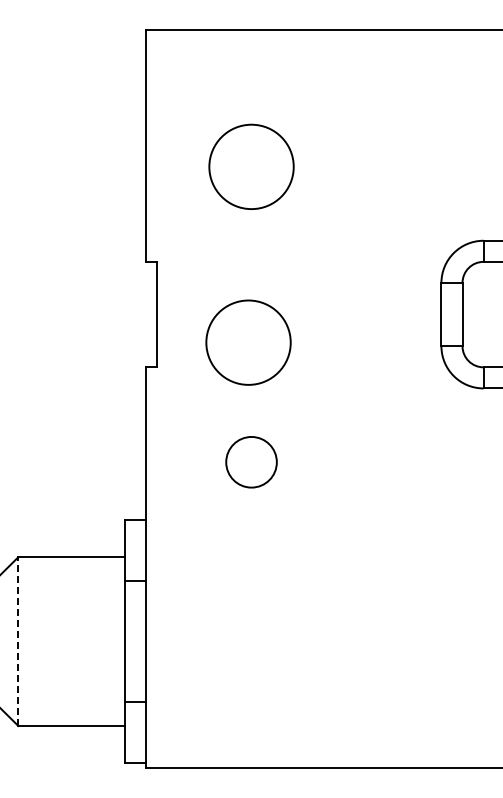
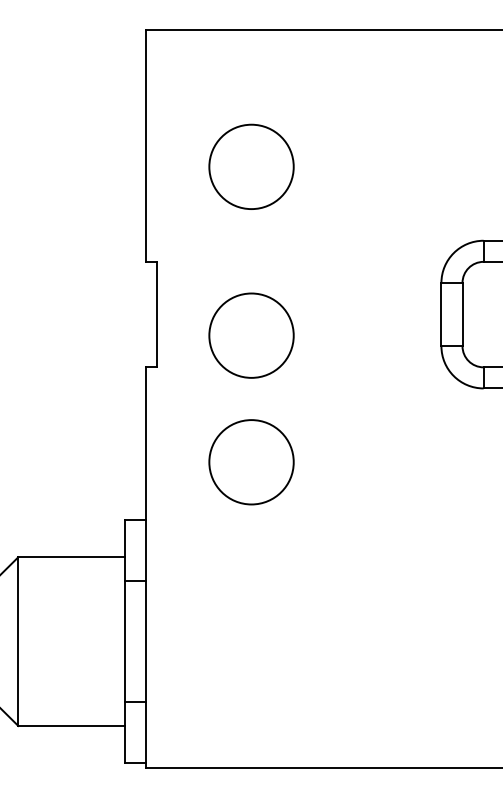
circle position: (248, 342) -> (251, 335) (251, 335)
circle diameter: 51 px -> 84 px (251, 462)
line: dashed -> solid (18, 641)
